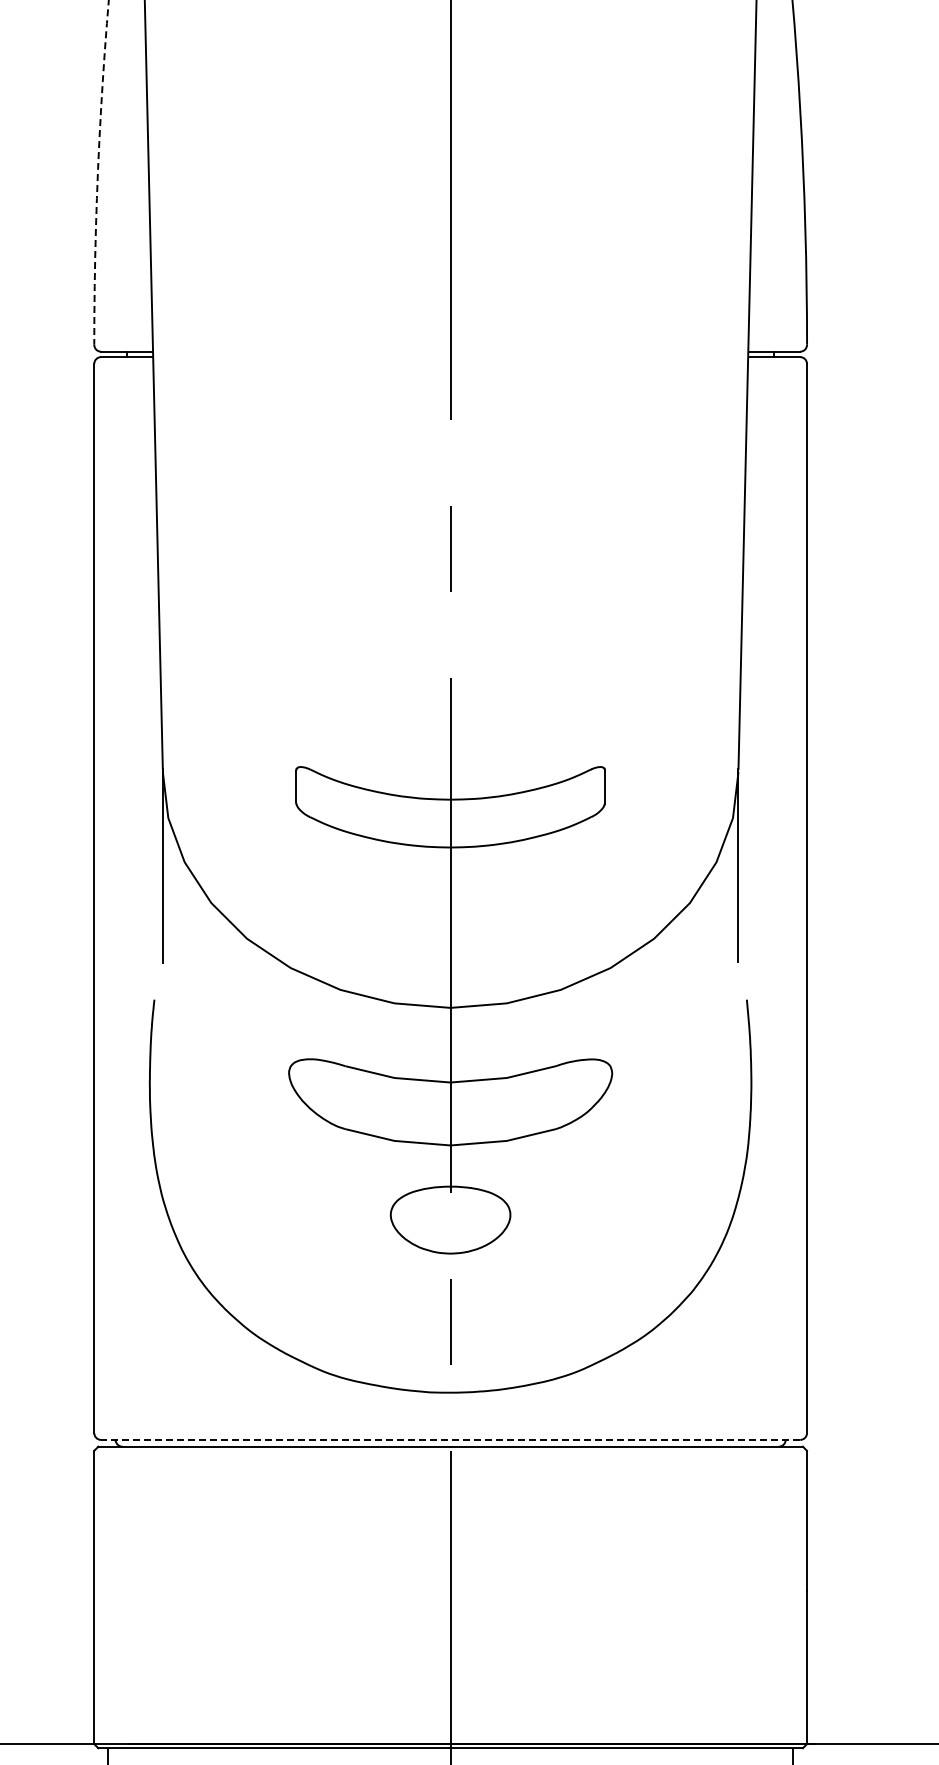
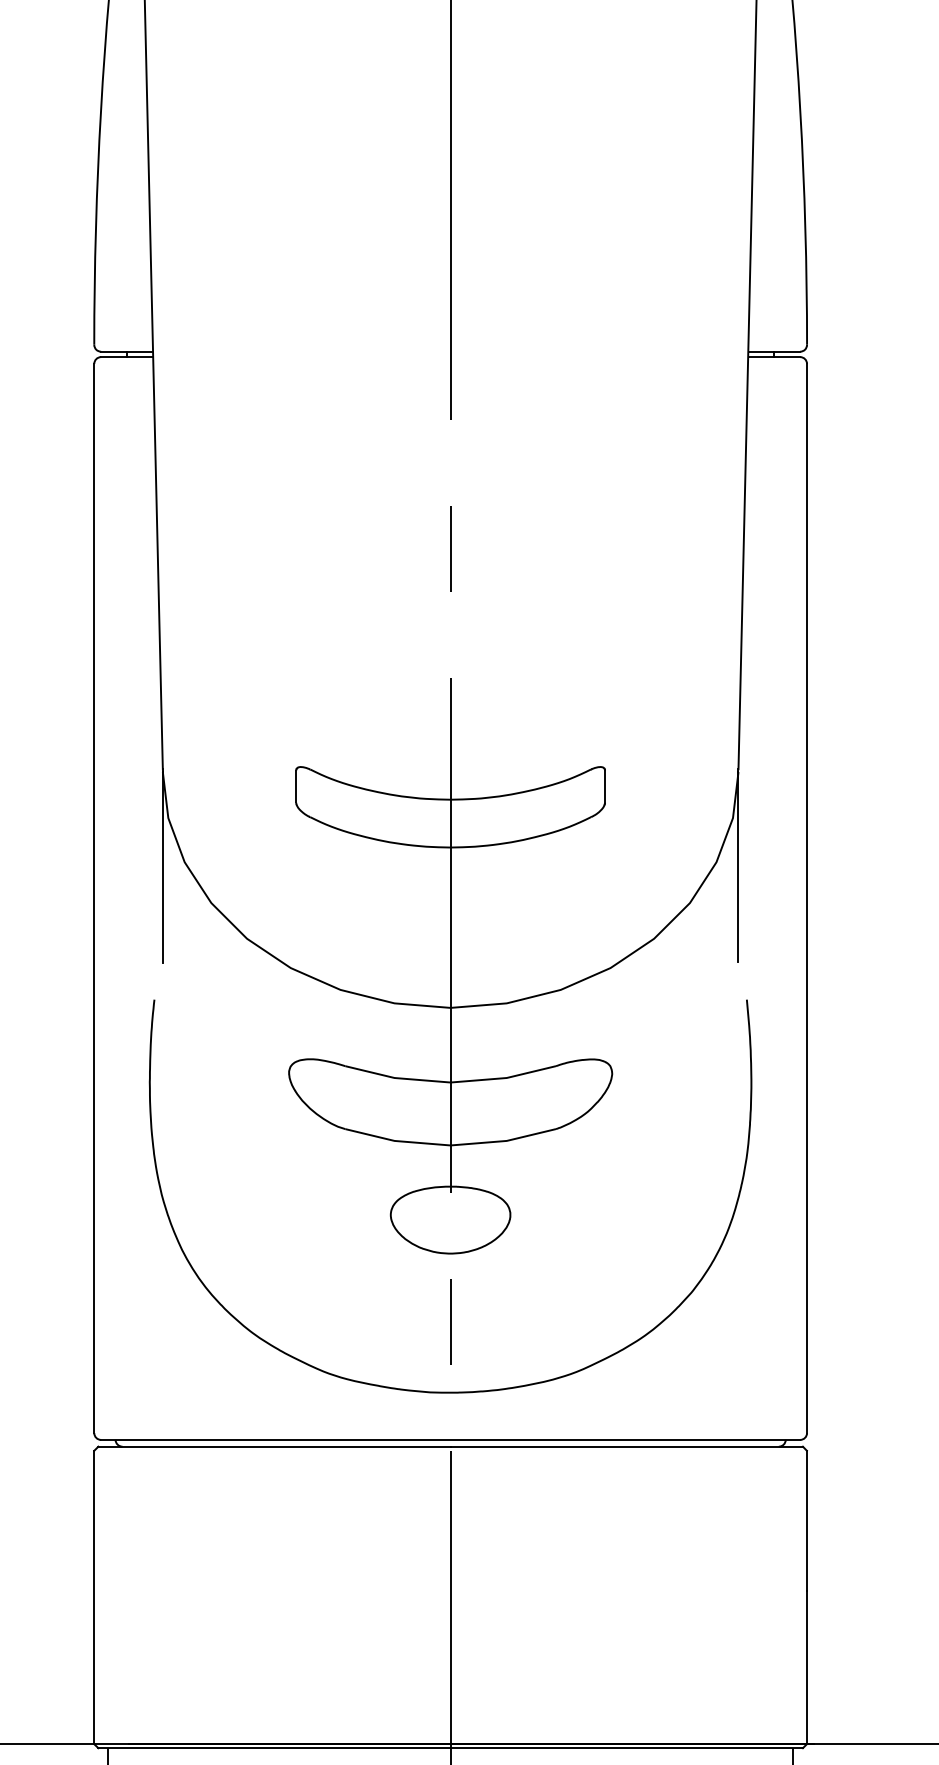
arc: dashed -> solid (97, 172)
line: dashed -> solid (450, 1439)
